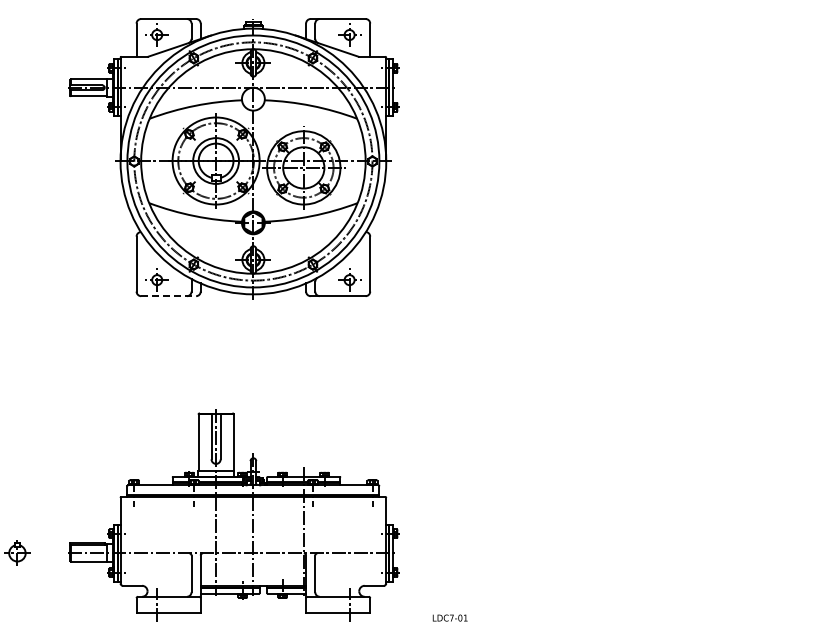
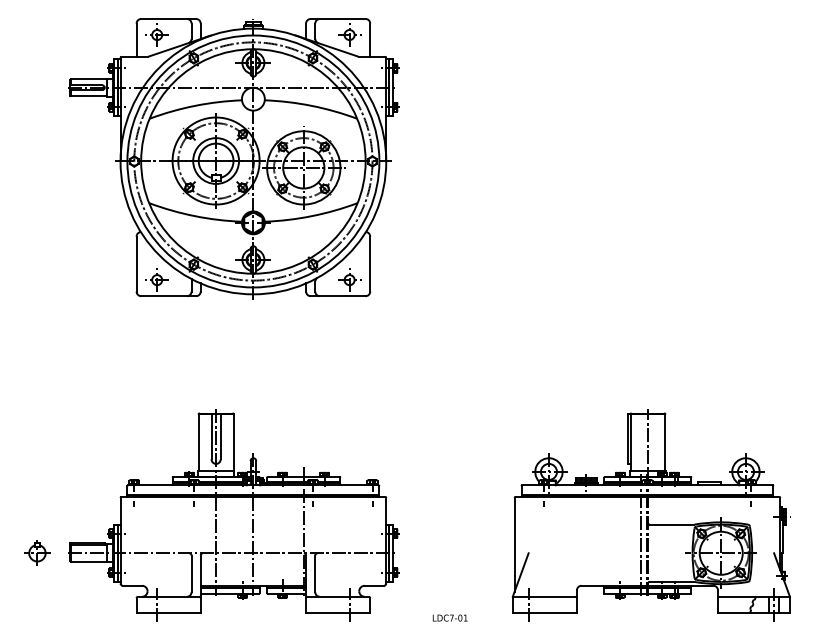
line: dashed -> solid (169, 296)
part: none -> present (650, 515)
part position: (17, 552) -> (37, 552) (37, 552)
